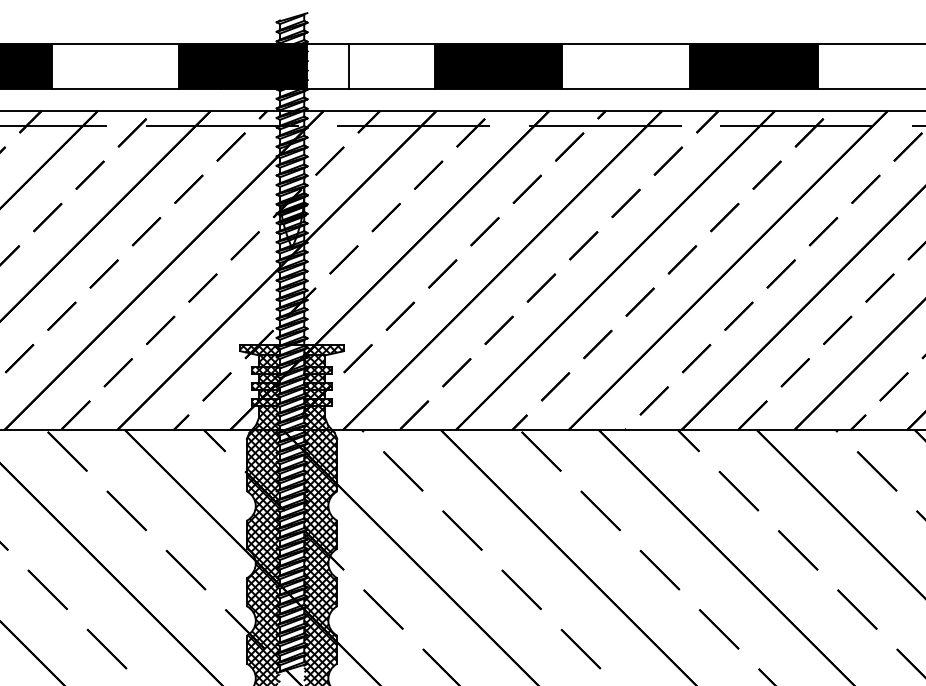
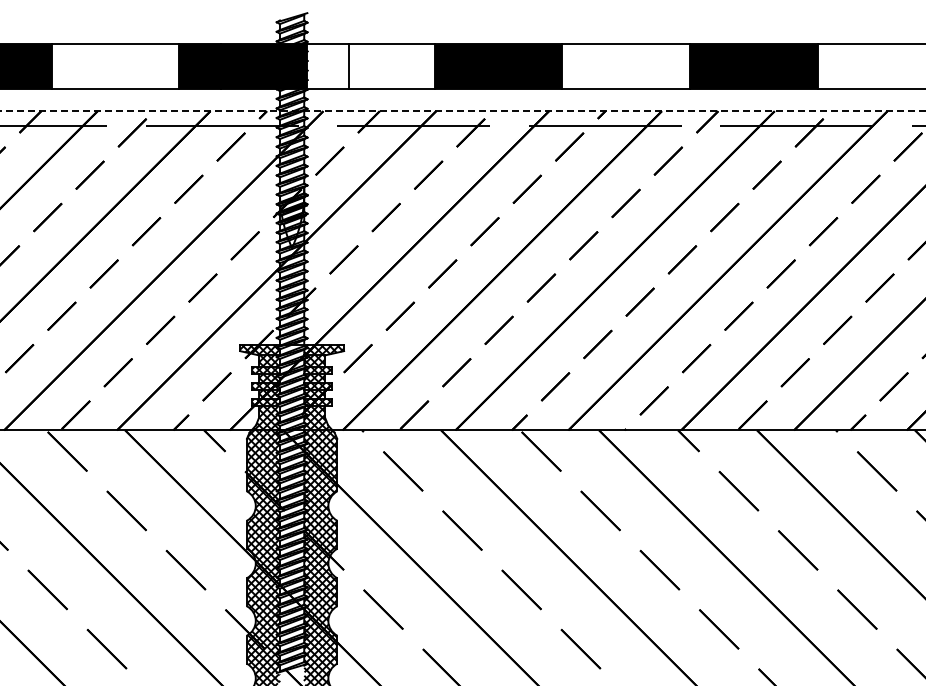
line: solid -> dashed (463, 111)
